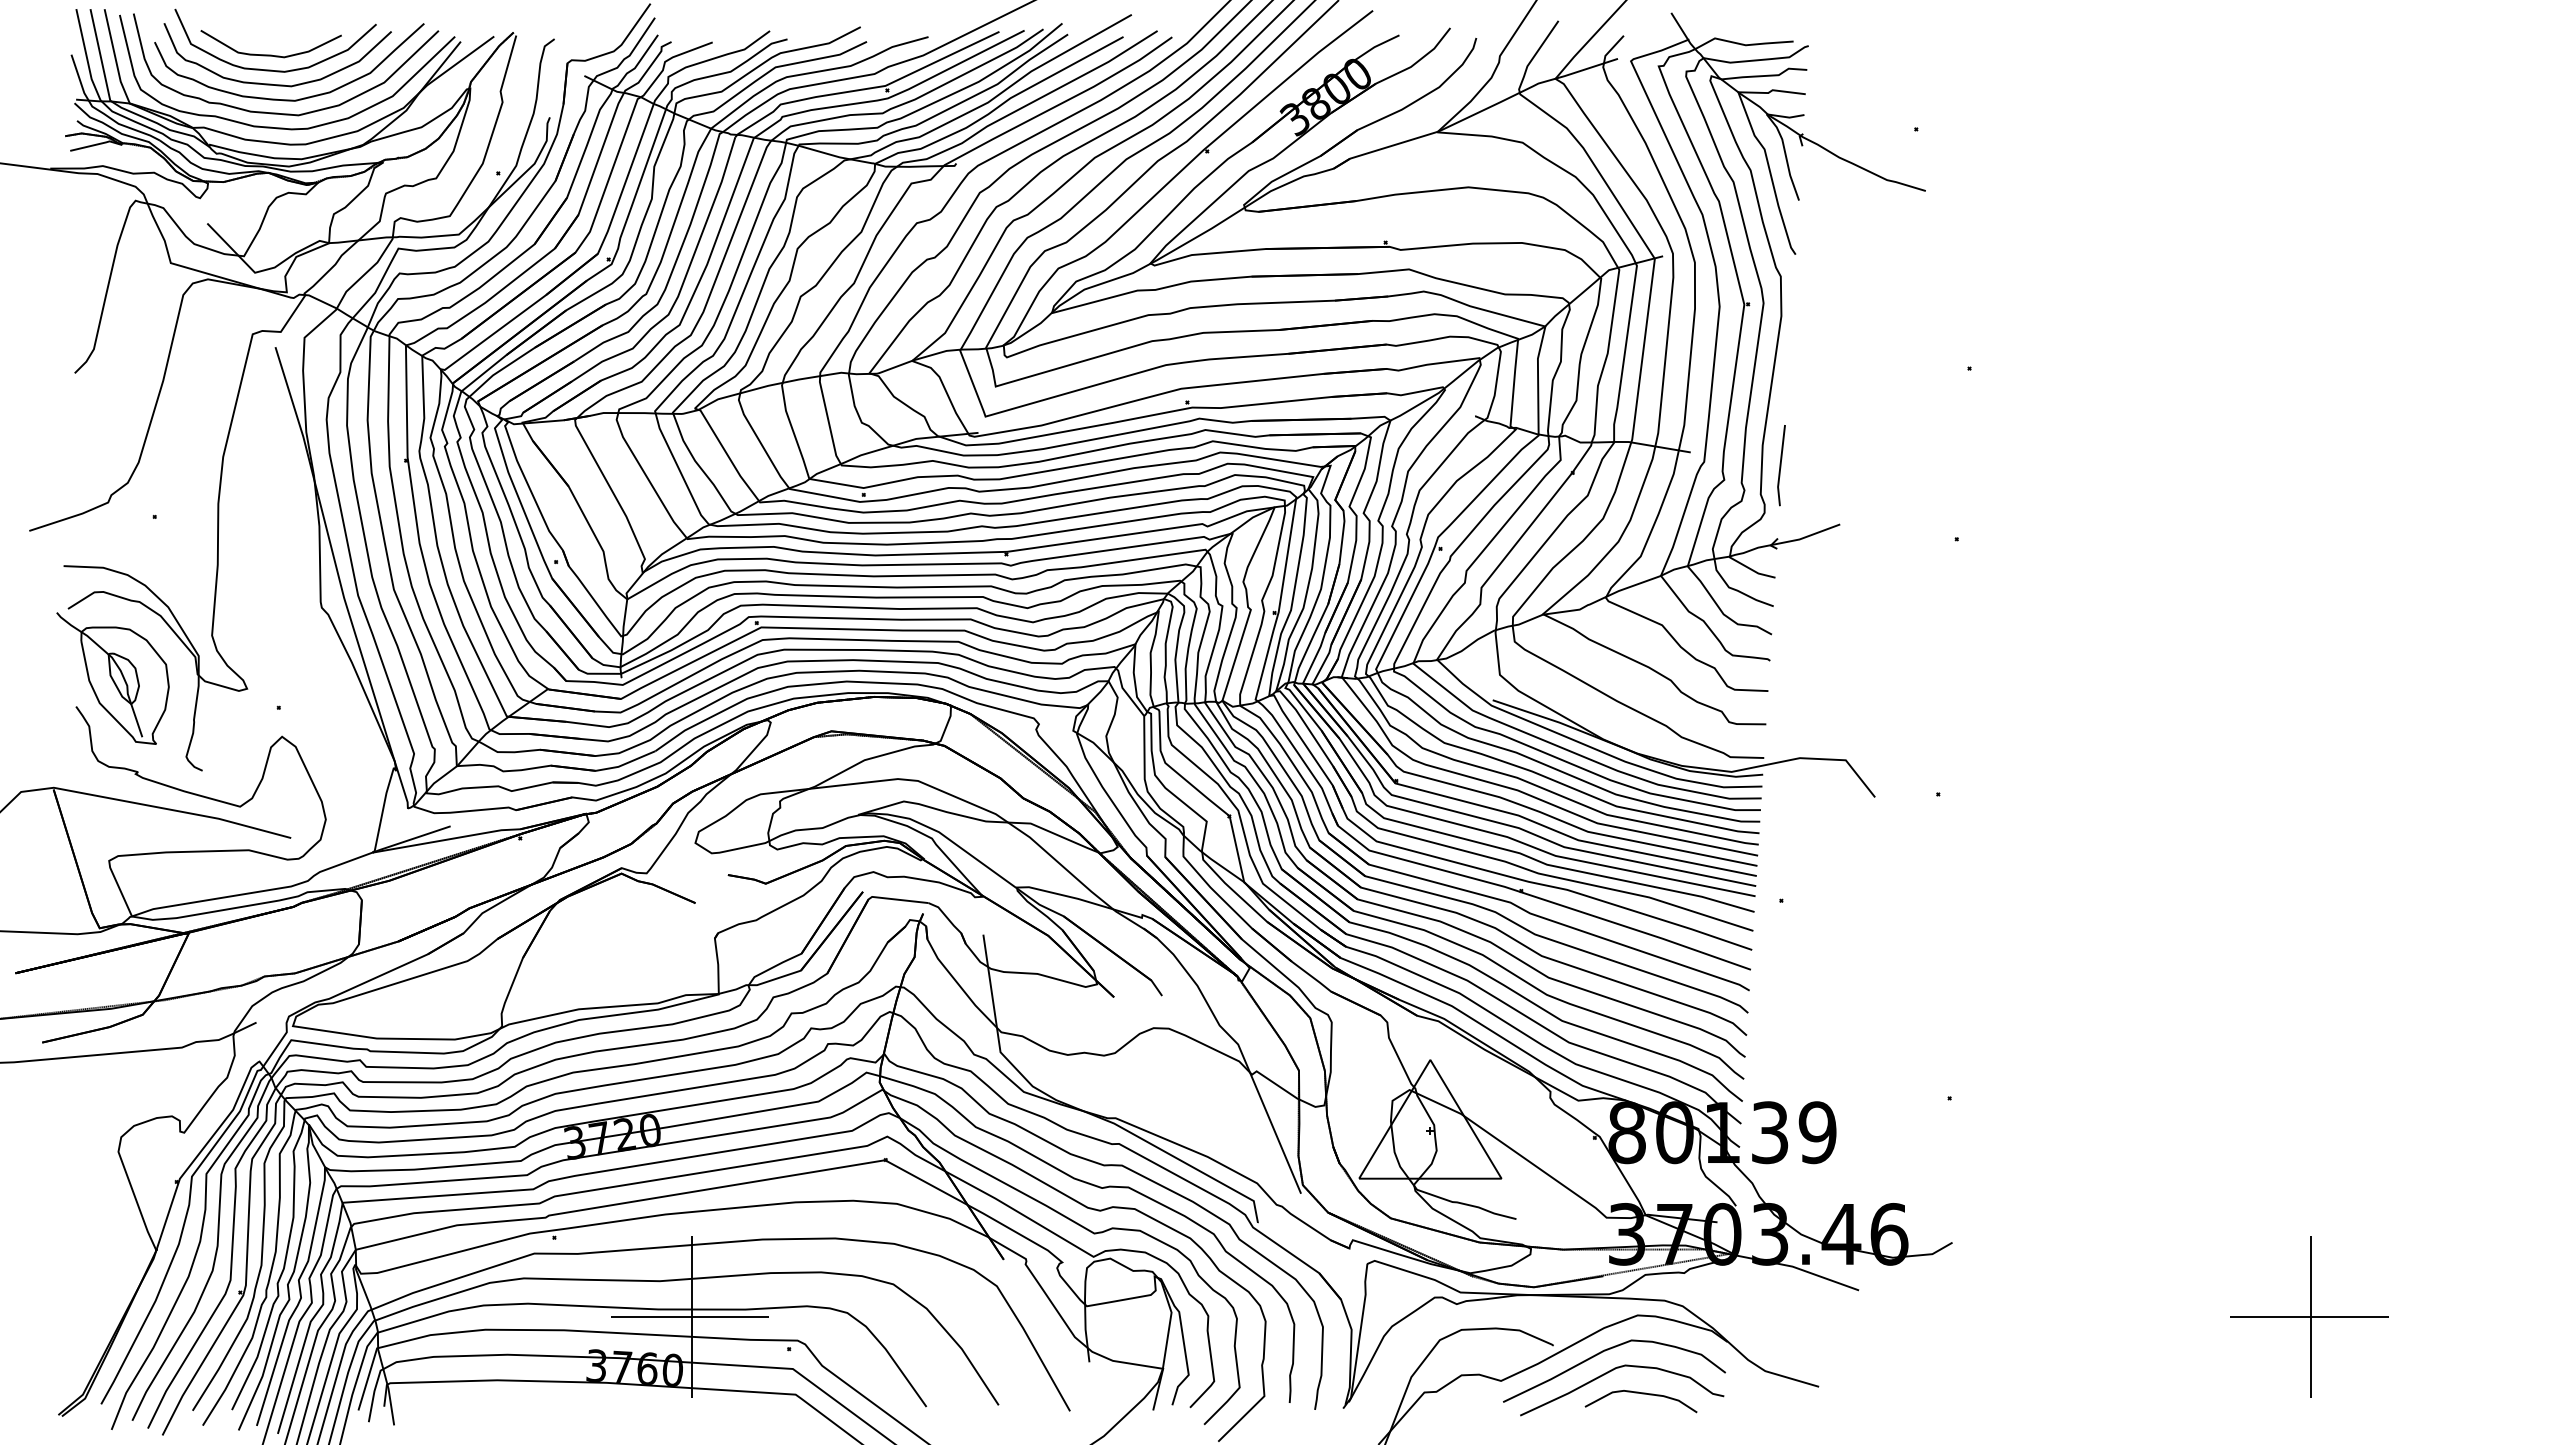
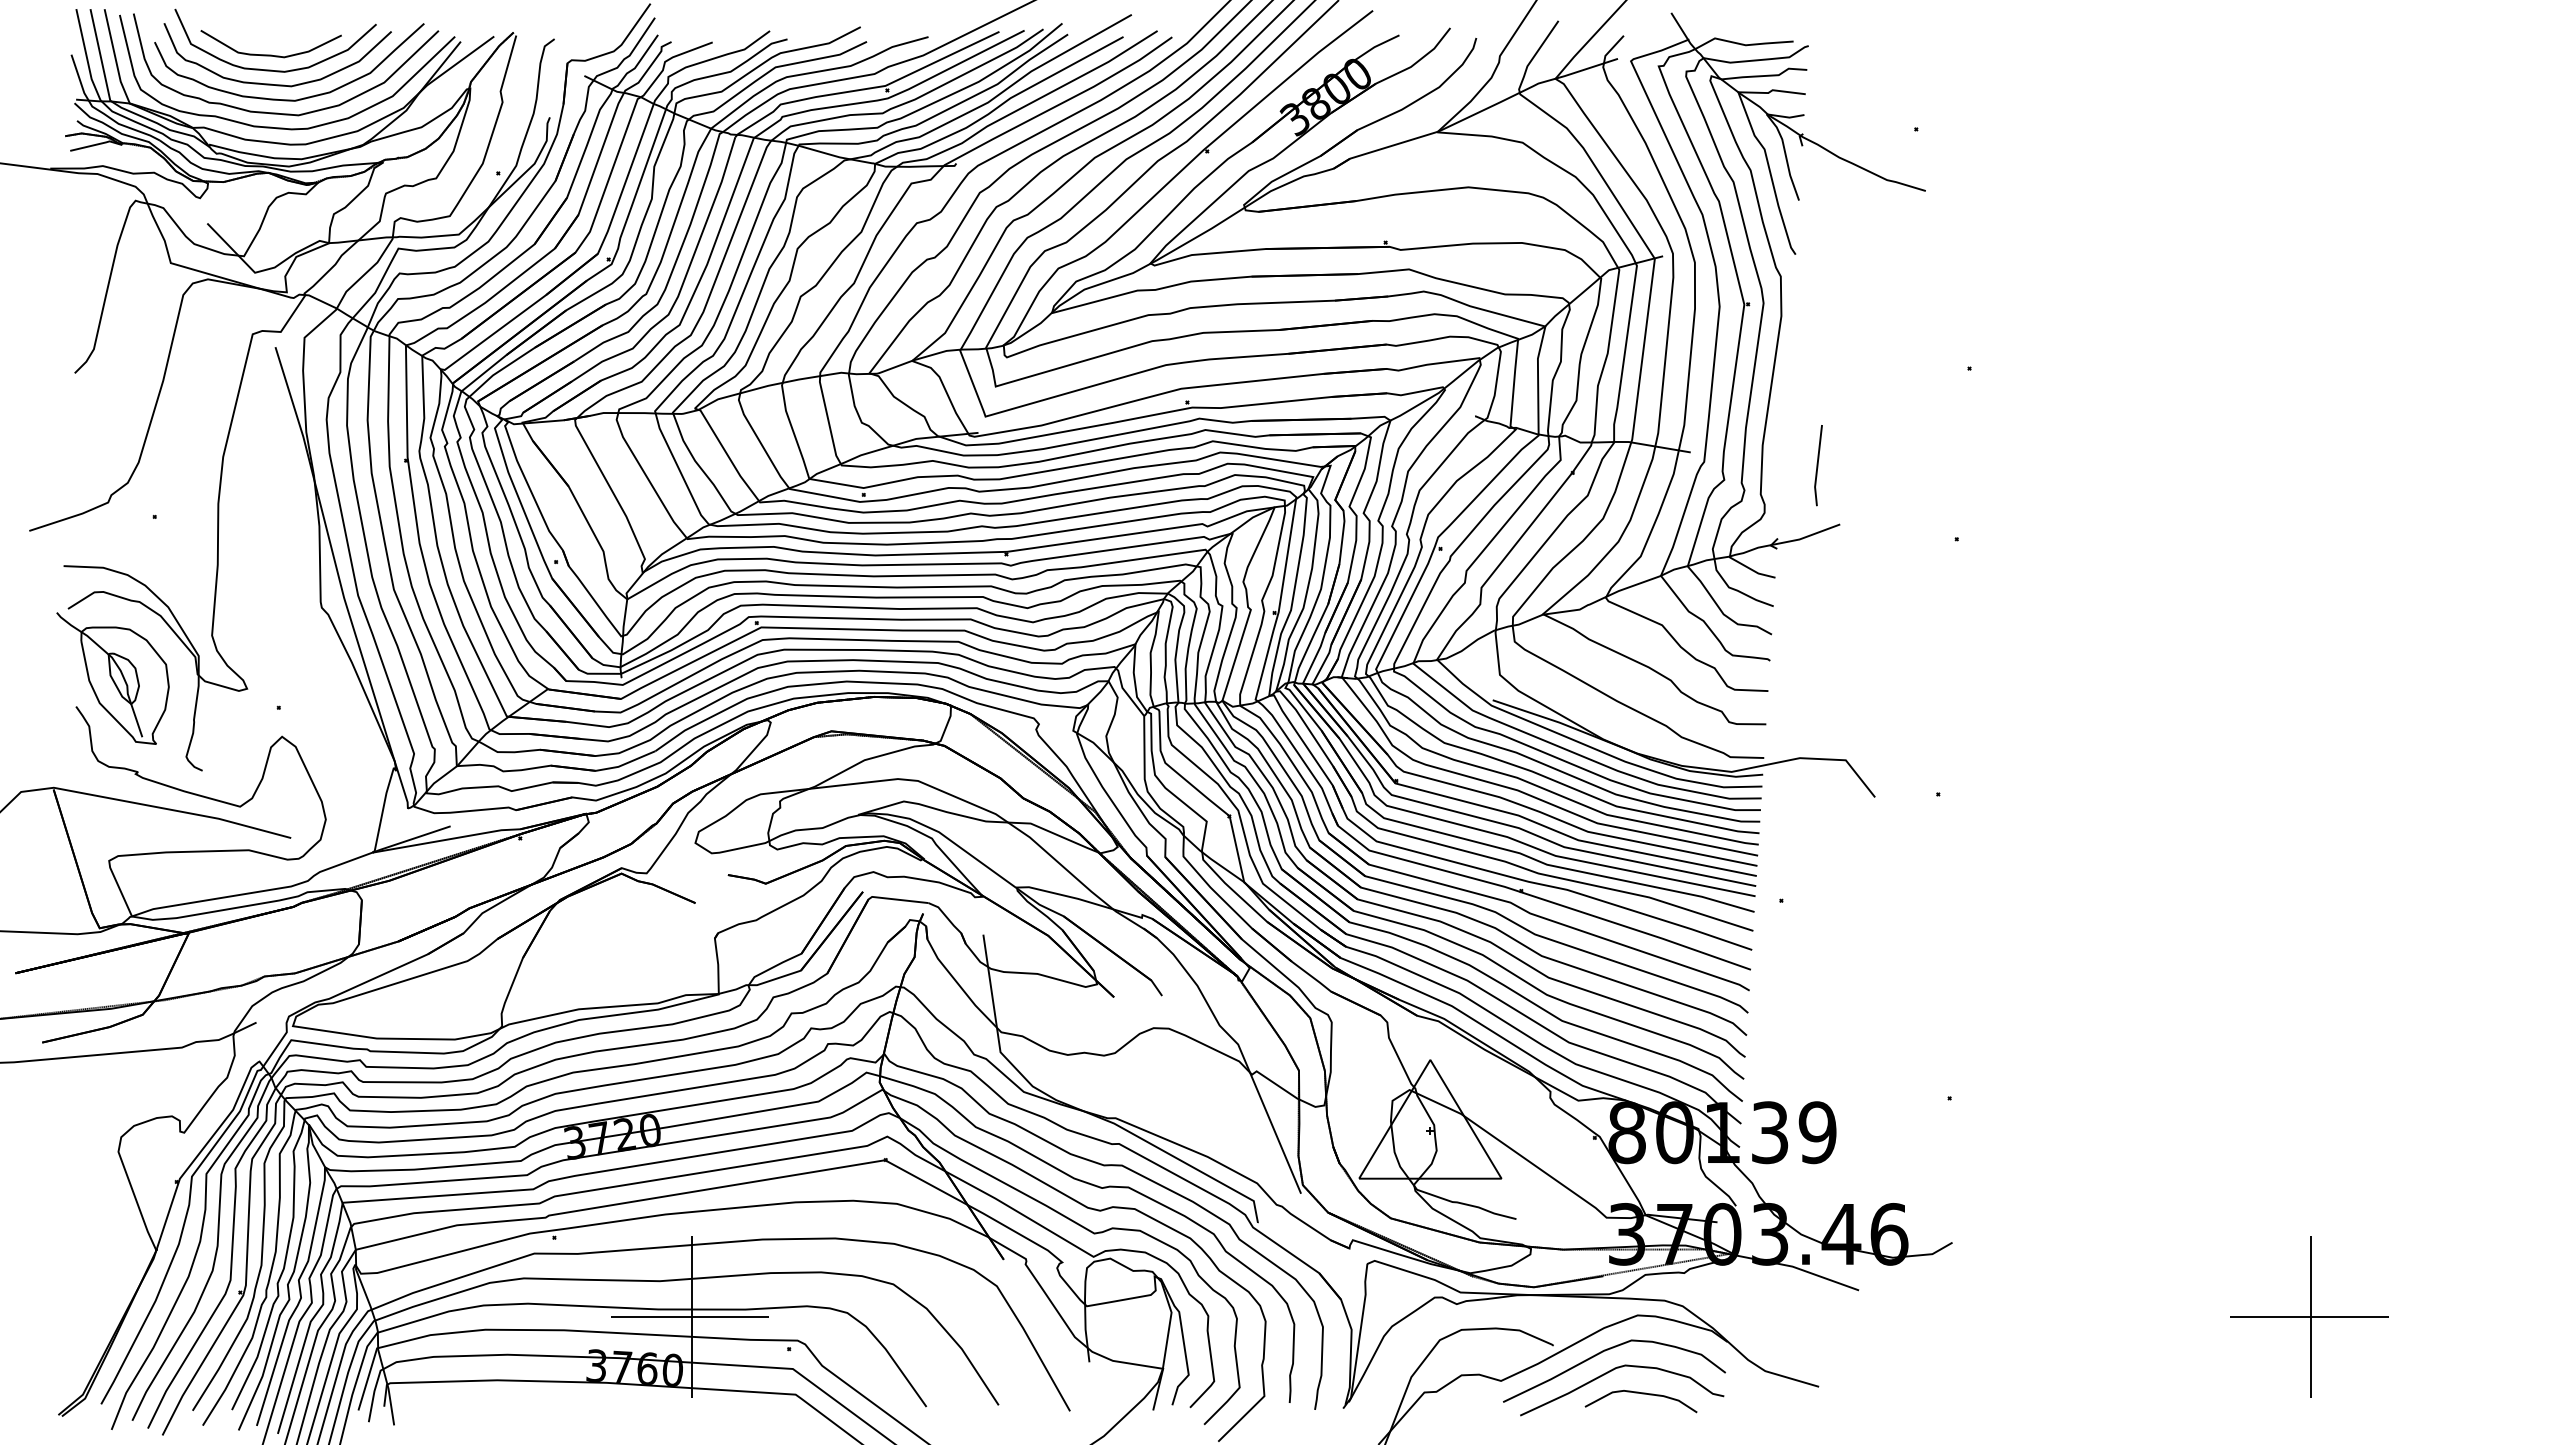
line position: (1781, 465) -> (1818, 465) (1818, 465)
